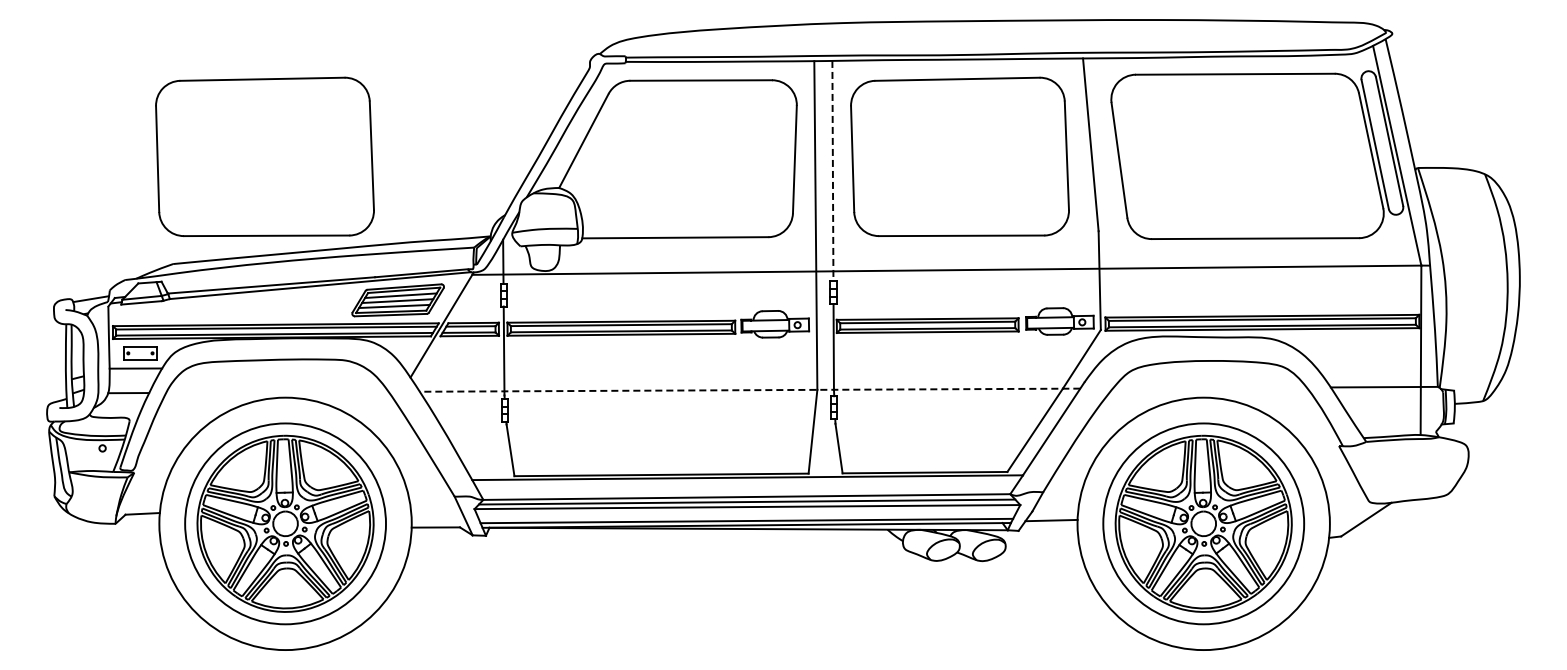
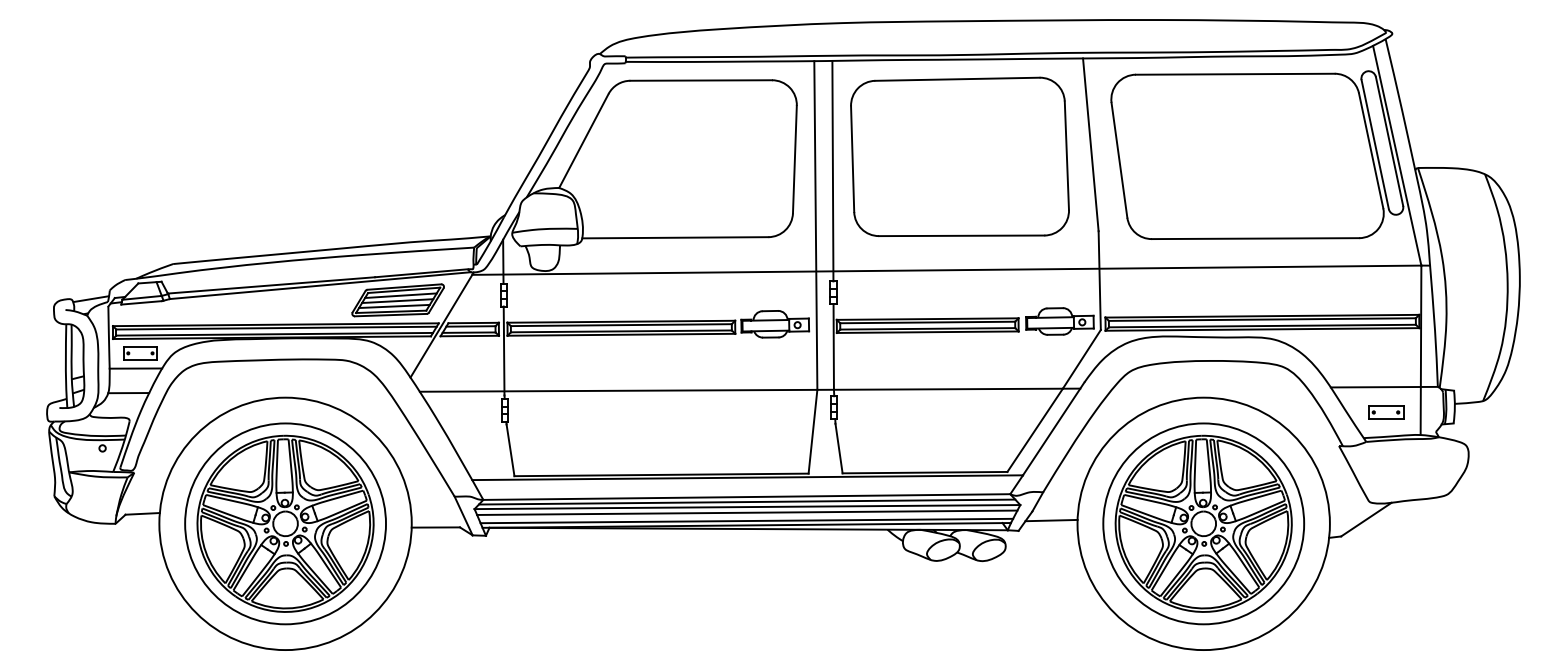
part: present -> none (264, 156)
line: dashed -> solid (832, 171)
line: dashed -> solid (749, 390)
part: none -> present (1386, 412)
line: none -> present (747, 512)
